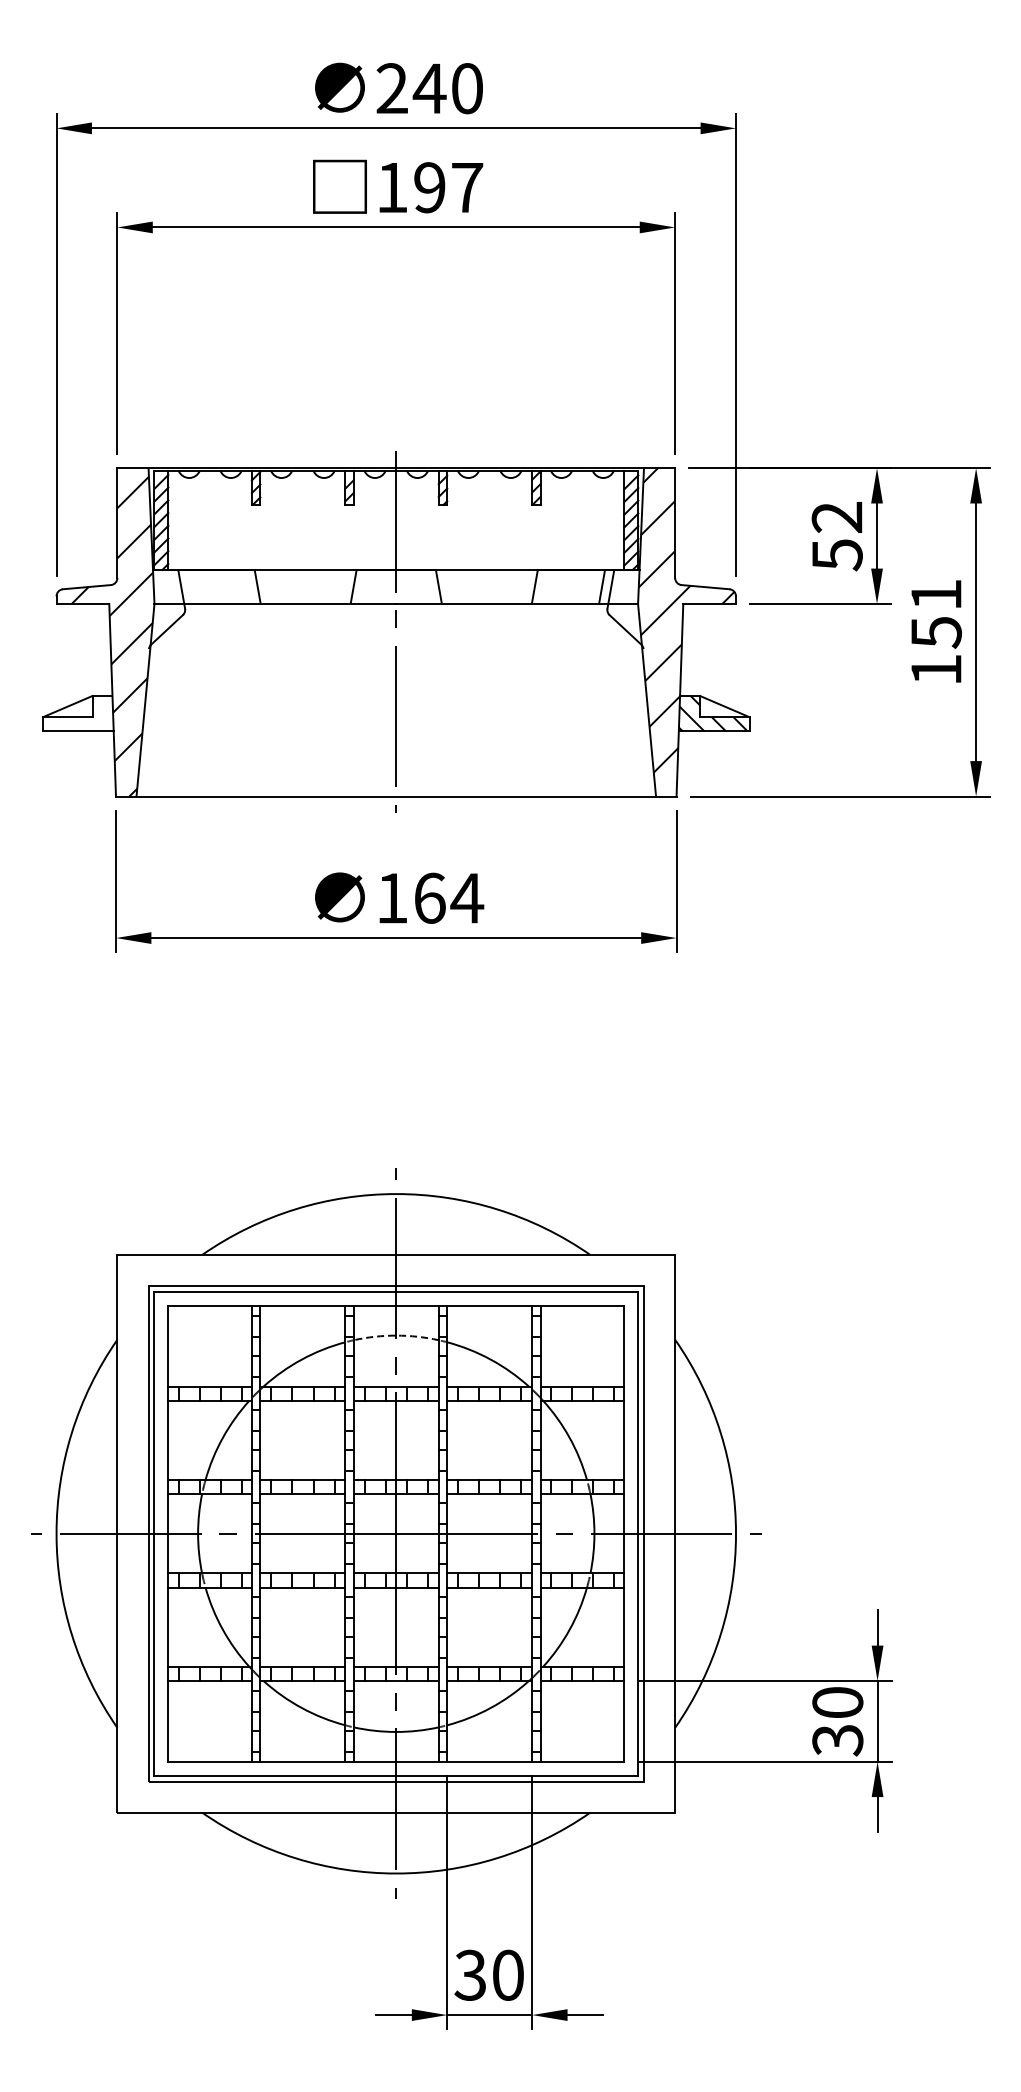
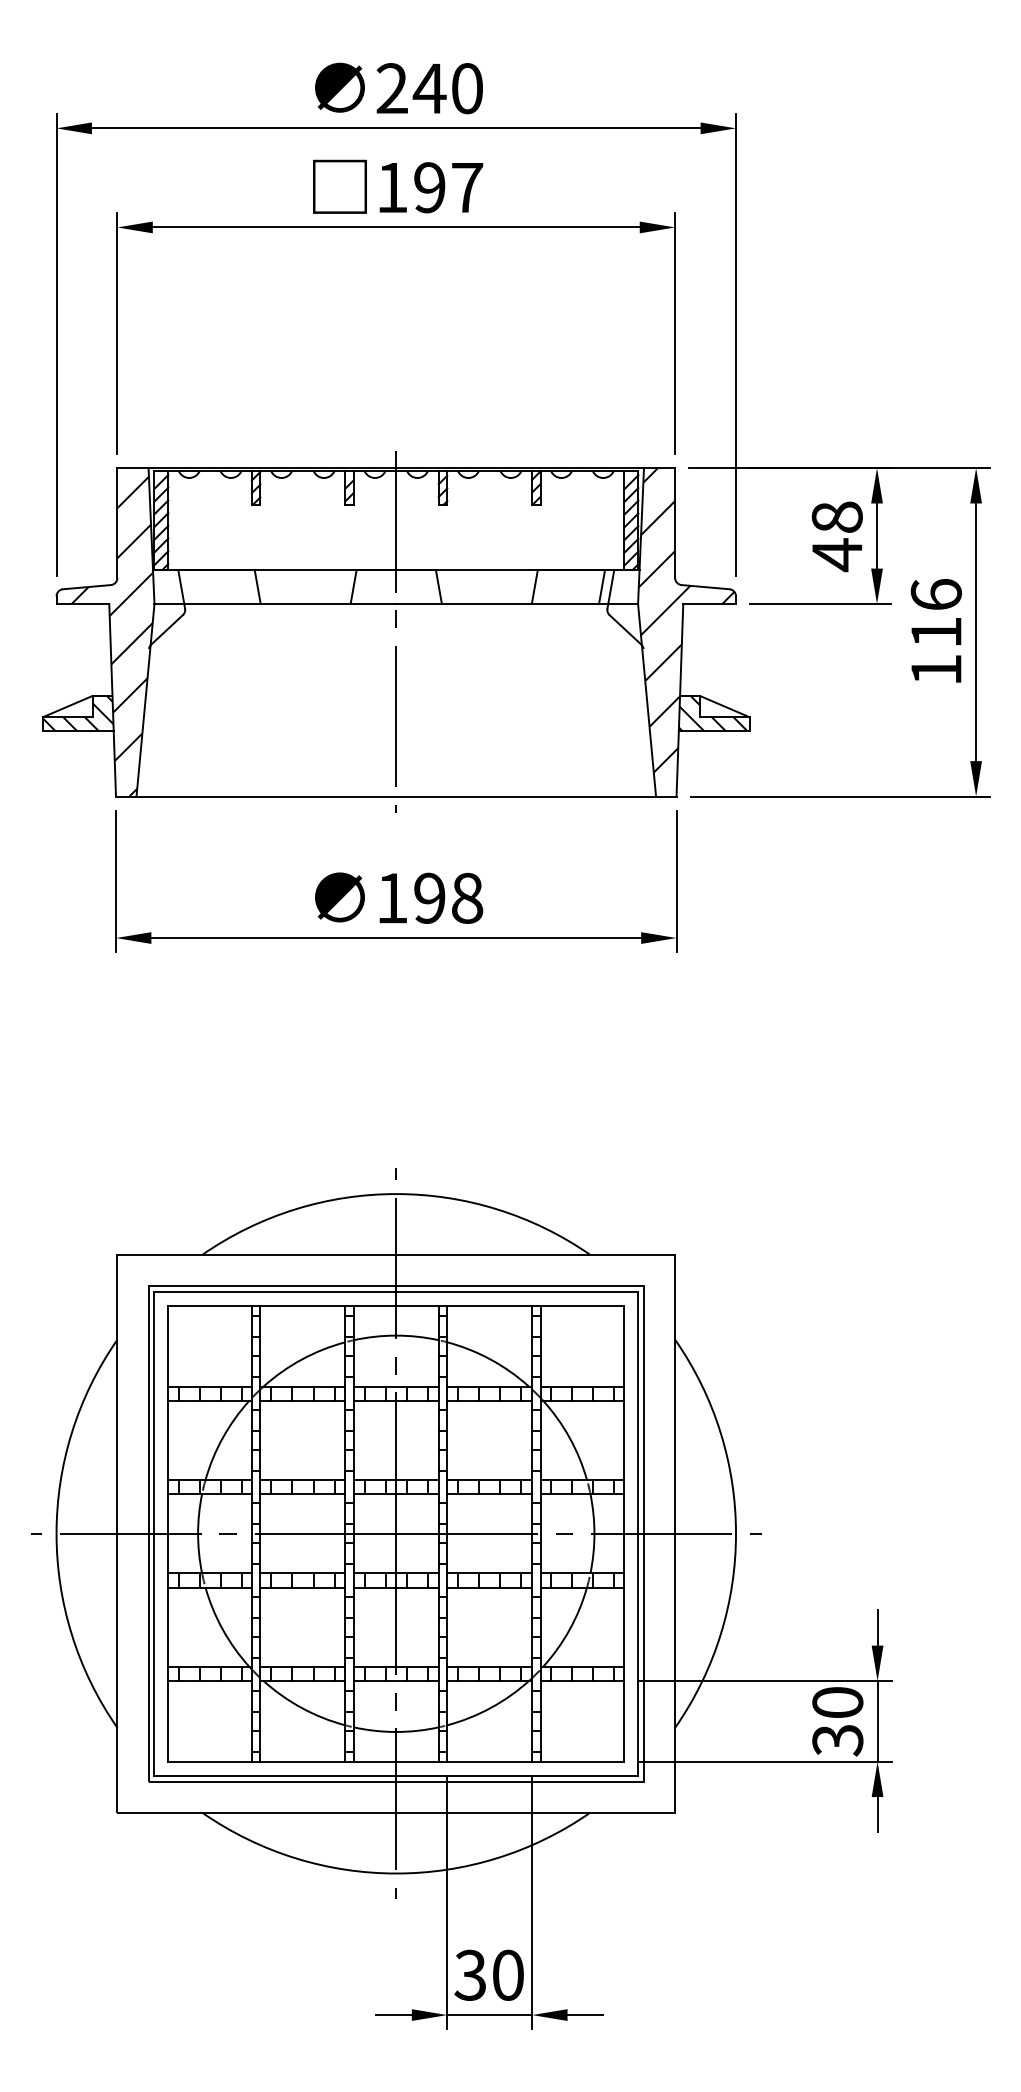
text: 52 -> 48 (836, 536)
text: 151 -> 116 (935, 613)
hatch: none -> present (77, 713)
text: 164 -> 198 (449, 897)
arc: dashed -> solid (396, 1335)
